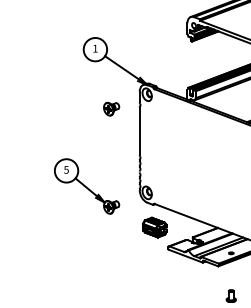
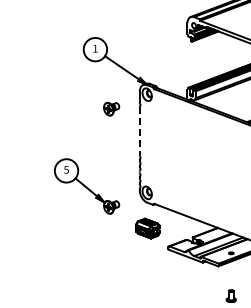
line: solid -> dashed (139, 131)
part position: (154, 227) -> (147, 228) (147, 228)
